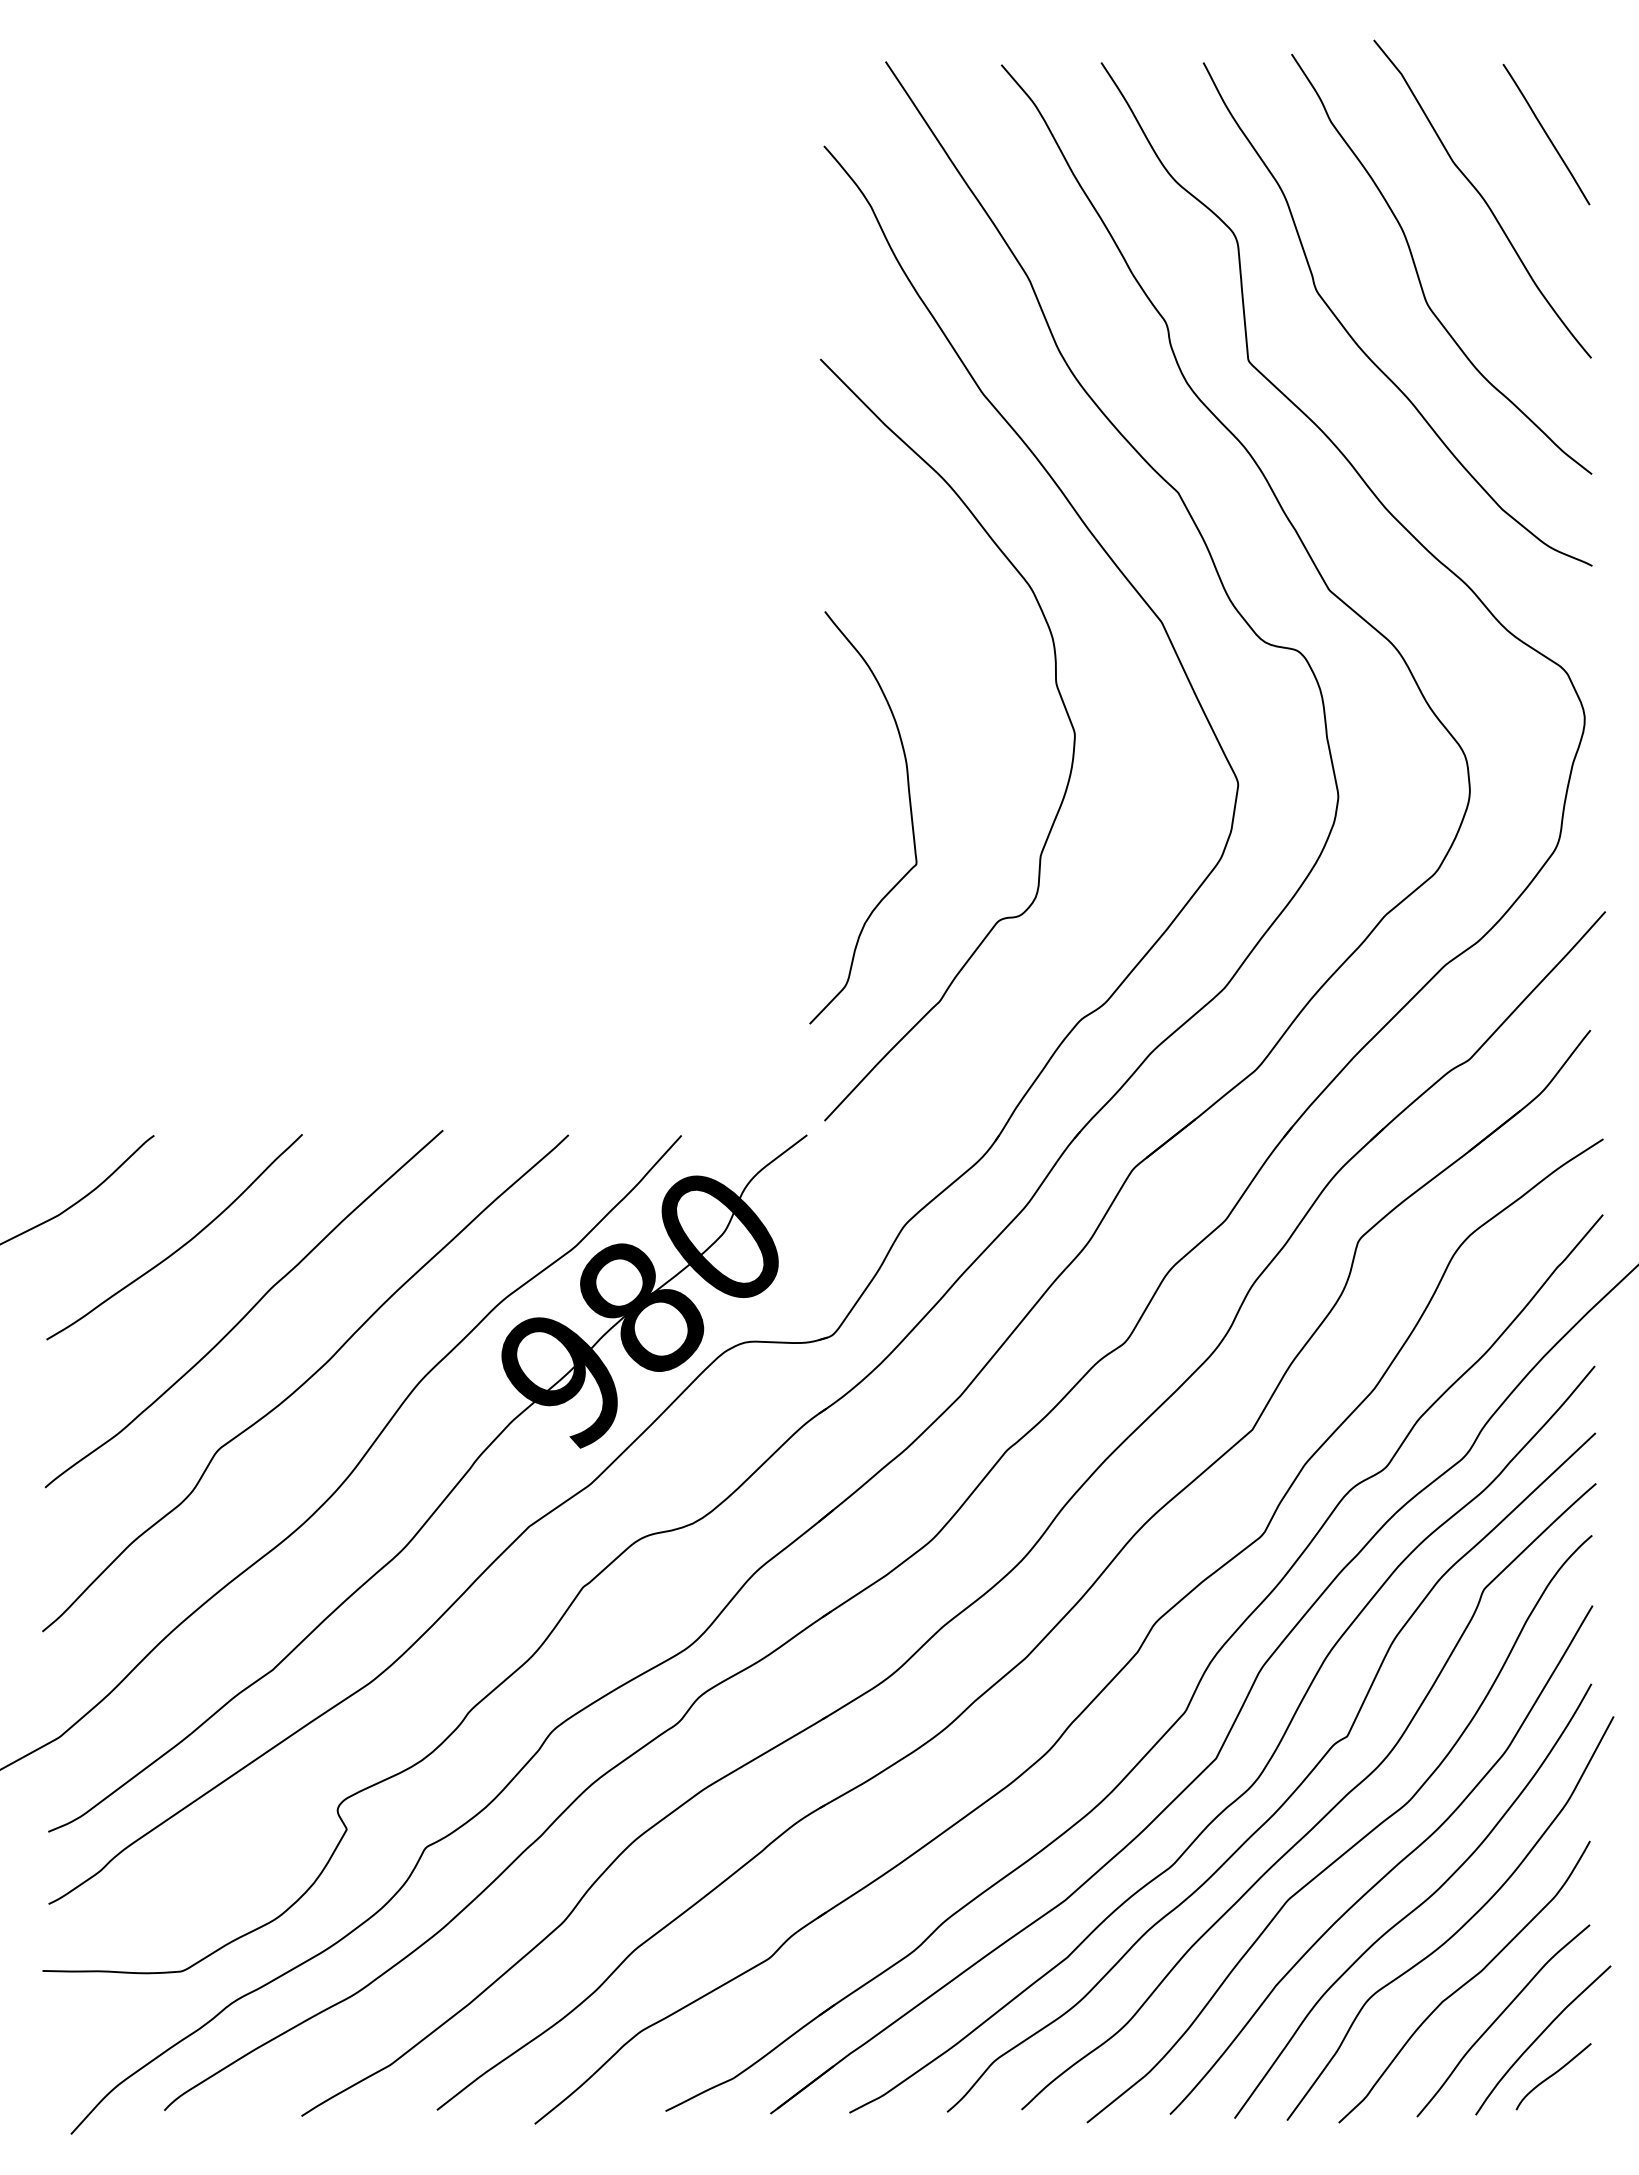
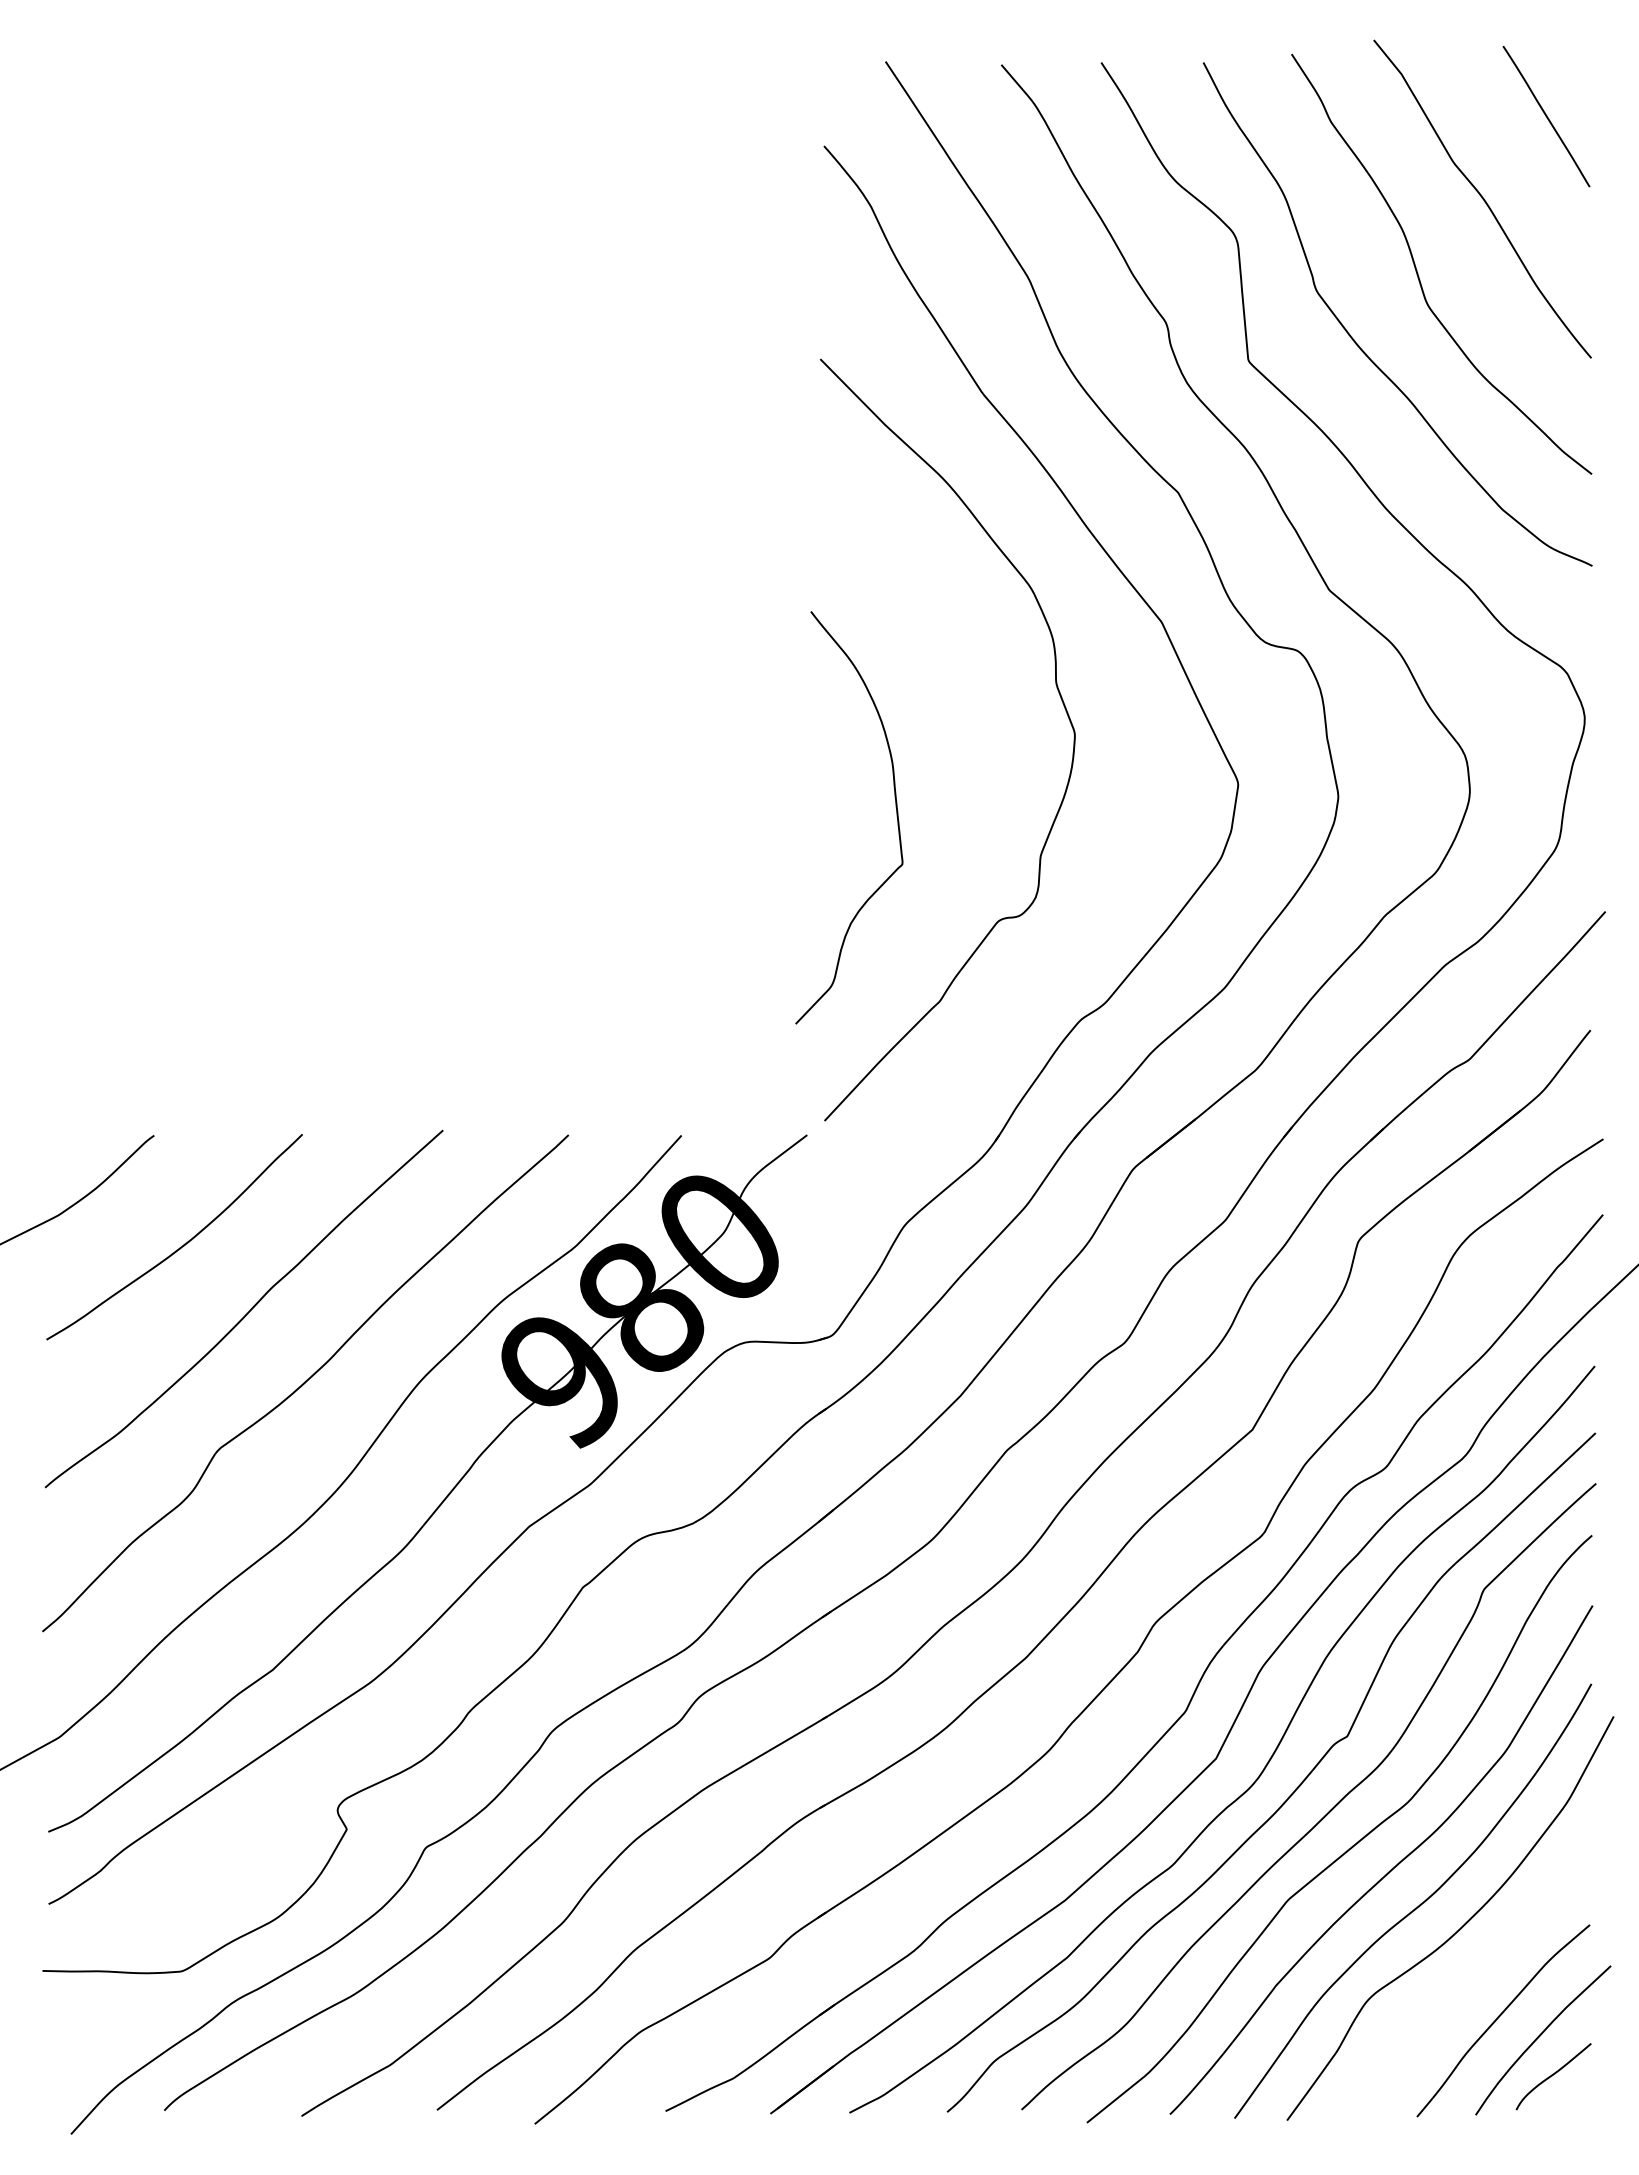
line position: (1546, 134) -> (1546, 116) (1546, 116)
curve position: (910, 816) -> (896, 816) (896, 816)
curve: present -> none (1465, 1982)
